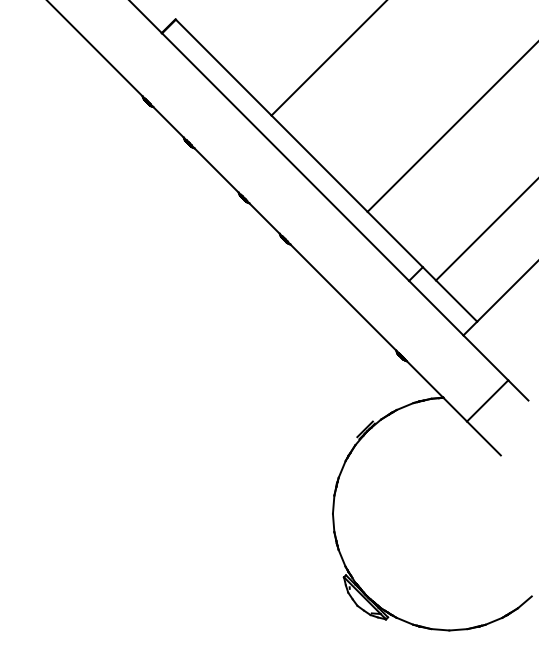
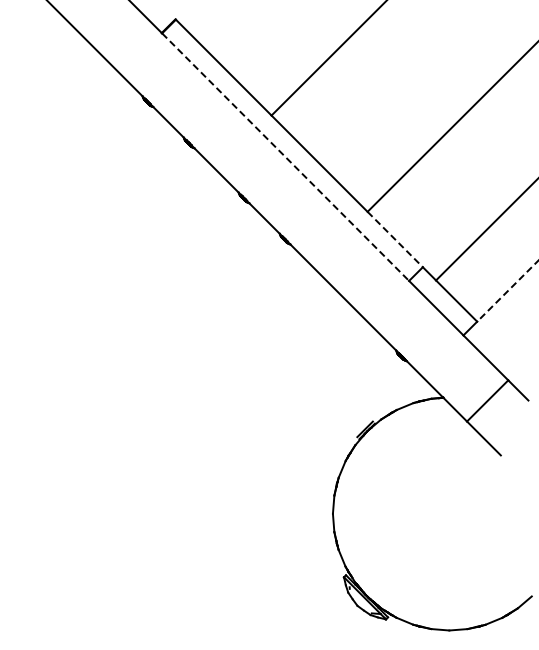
line: solid -> dashed (285, 157)
line: solid -> dashed (395, 239)
line: solid -> dashed (507, 291)
